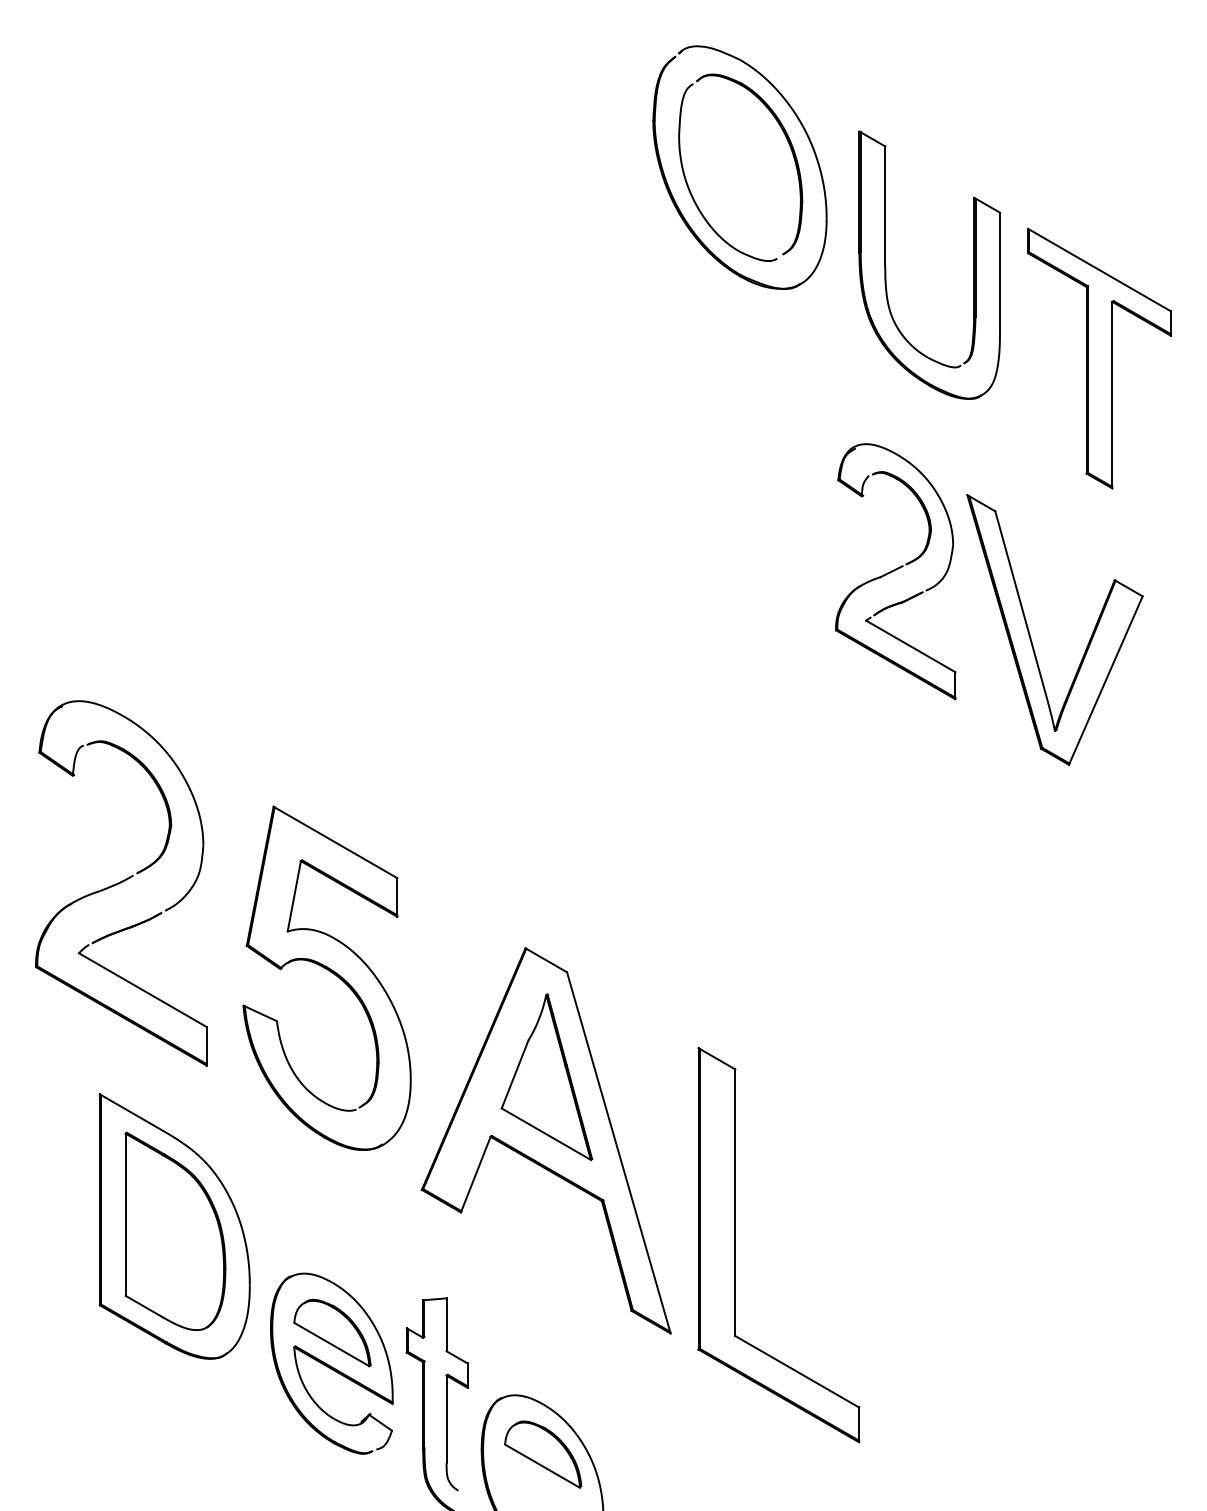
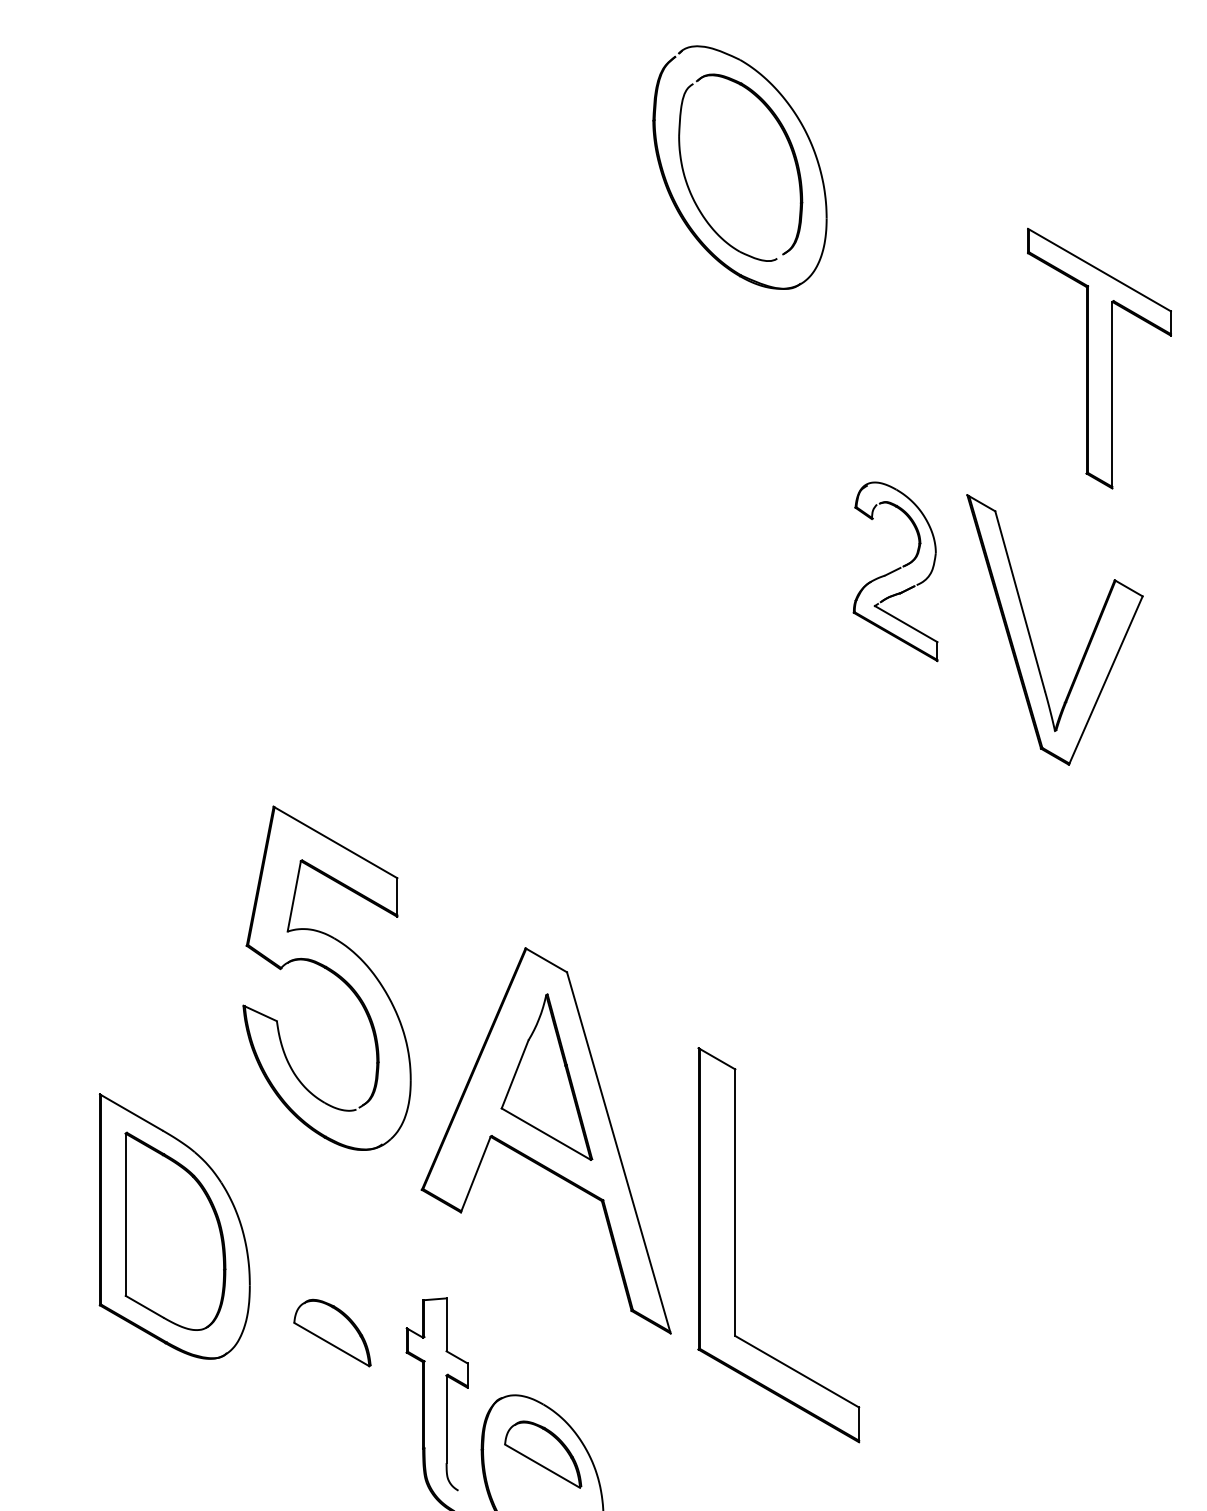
part: present -> none (886, 266)
part size: 123x258 px -> 87x182 px (895, 571)
part: present -> none (121, 883)
part: present -> none (331, 1363)
